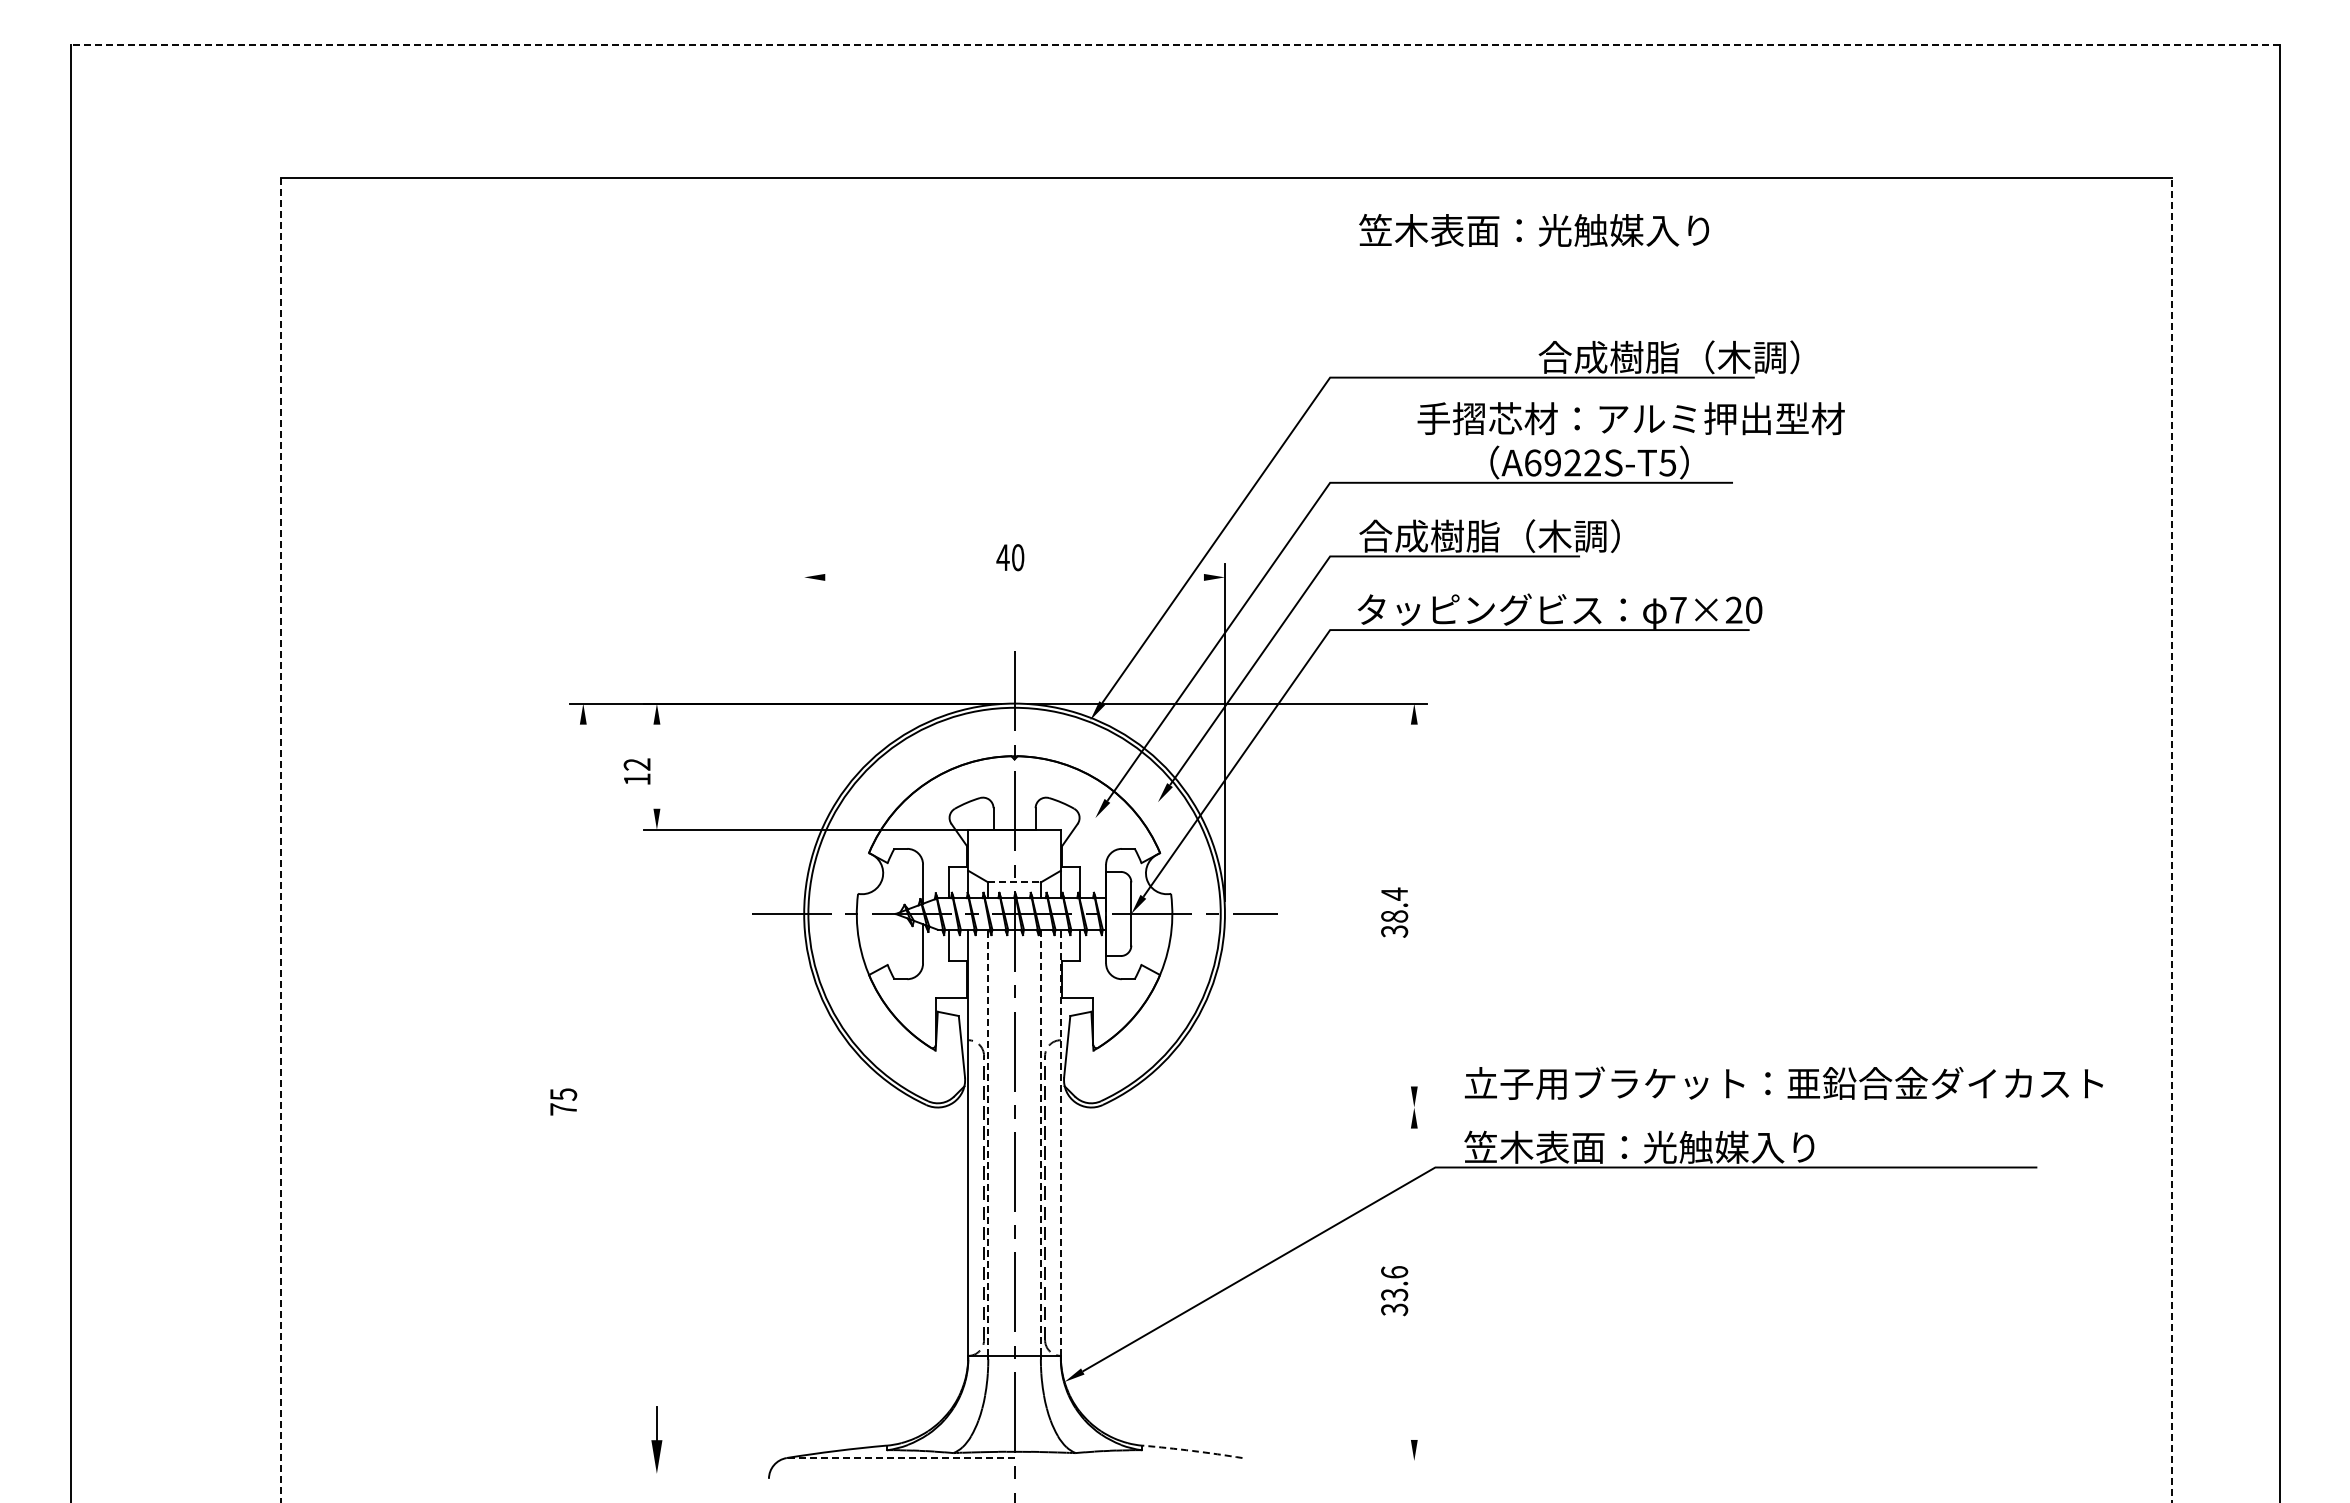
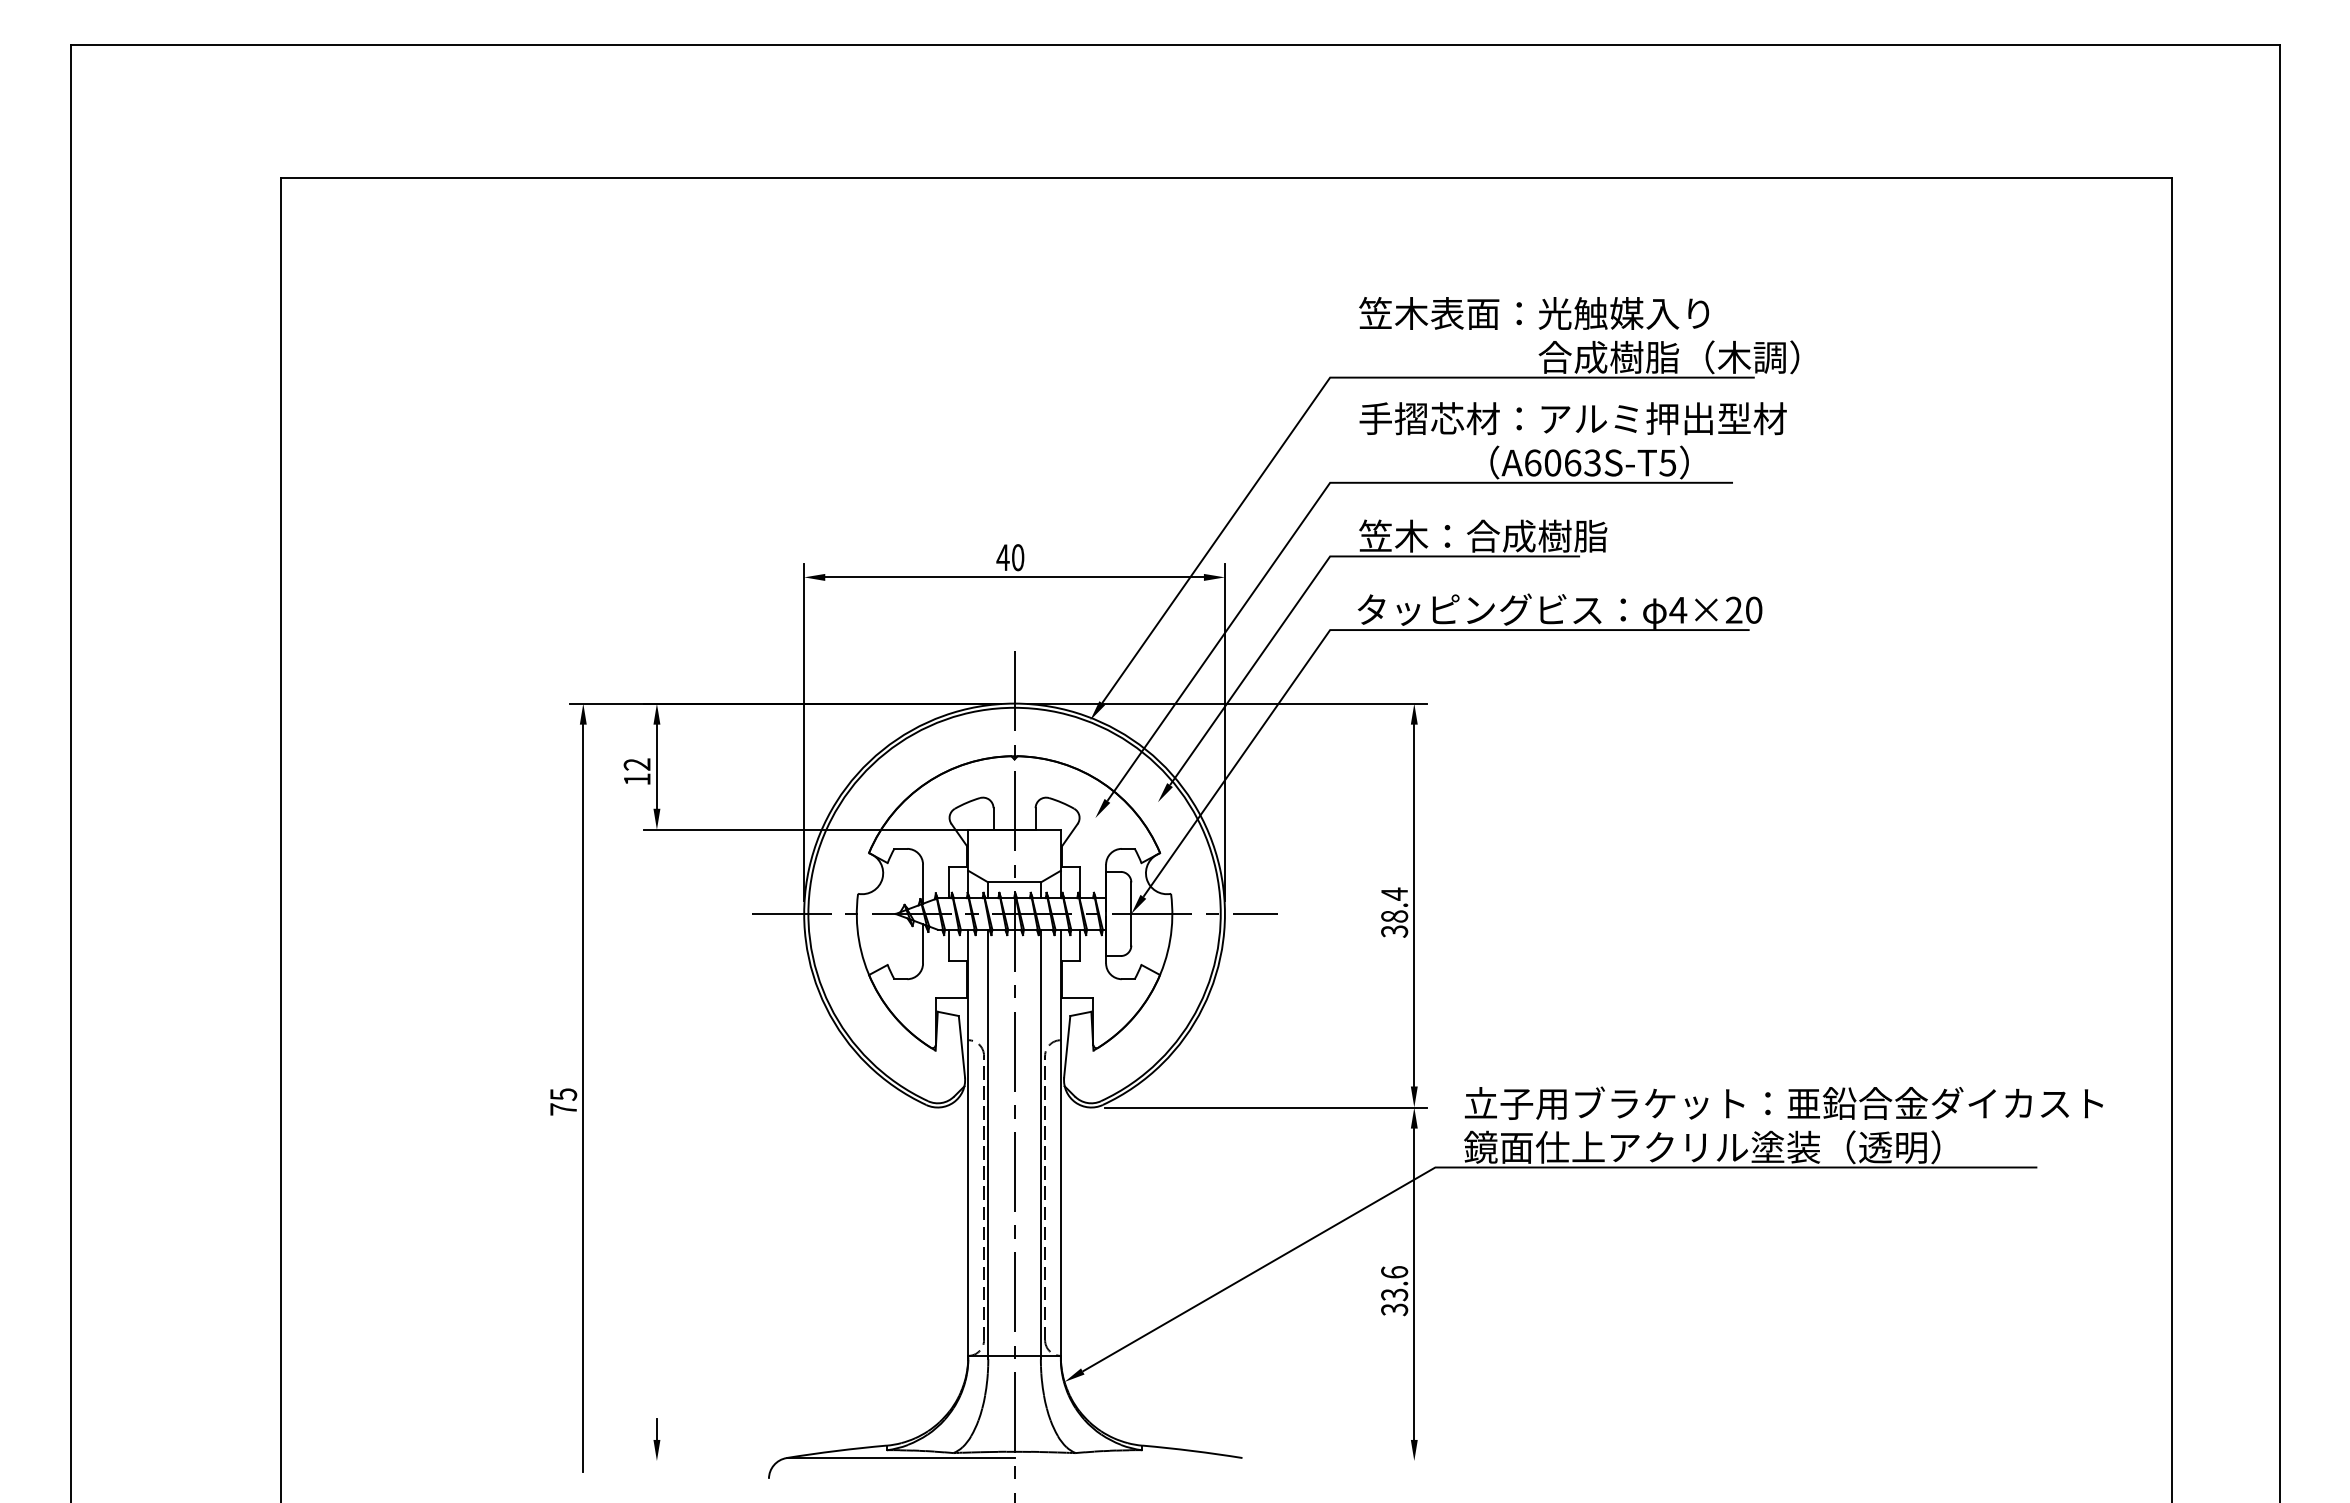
line: dashed -> solid (1174, 44)
text position: (1533, 230) -> (1533, 313) (1533, 313)
text position: (1630, 418) -> (1572, 418) (1572, 418)
text: A6922S-T5 -> A6063S-T5 (1572, 462)
text: 合成樹脂（木調） -> 笠木：合成樹脂 (1489, 536)
line: none -> present (1014, 577)
text: 7×20 -> 4×20 (1678, 610)
line: none -> present (804, 732)
line: none -> present (656, 766)
line: dashed -> solid (2171, 839)
line: dashed -> solid (280, 840)
line: dashed -> solid (1015, 882)
line: none -> present (1414, 905)
text position: (1783, 1082) -> (1783, 1102) (1783, 1102)
line: none -> present (583, 1097)
line: none -> present (1265, 1107)
line: dashed -> solid (988, 1142)
line: dashed -> solid (1060, 1142)
line: dashed -> solid (1040, 1143)
text: 笠木表面：光触媒入り -> 鏡面仕上アクリル塗装（透明） (1702, 1147)
line: none -> present (1414, 1283)
part size: 12x68 px -> 8x43 px (656, 1439)
arc: dashed -> solid (1192, 1450)
line: dashed -> solid (900, 1458)
